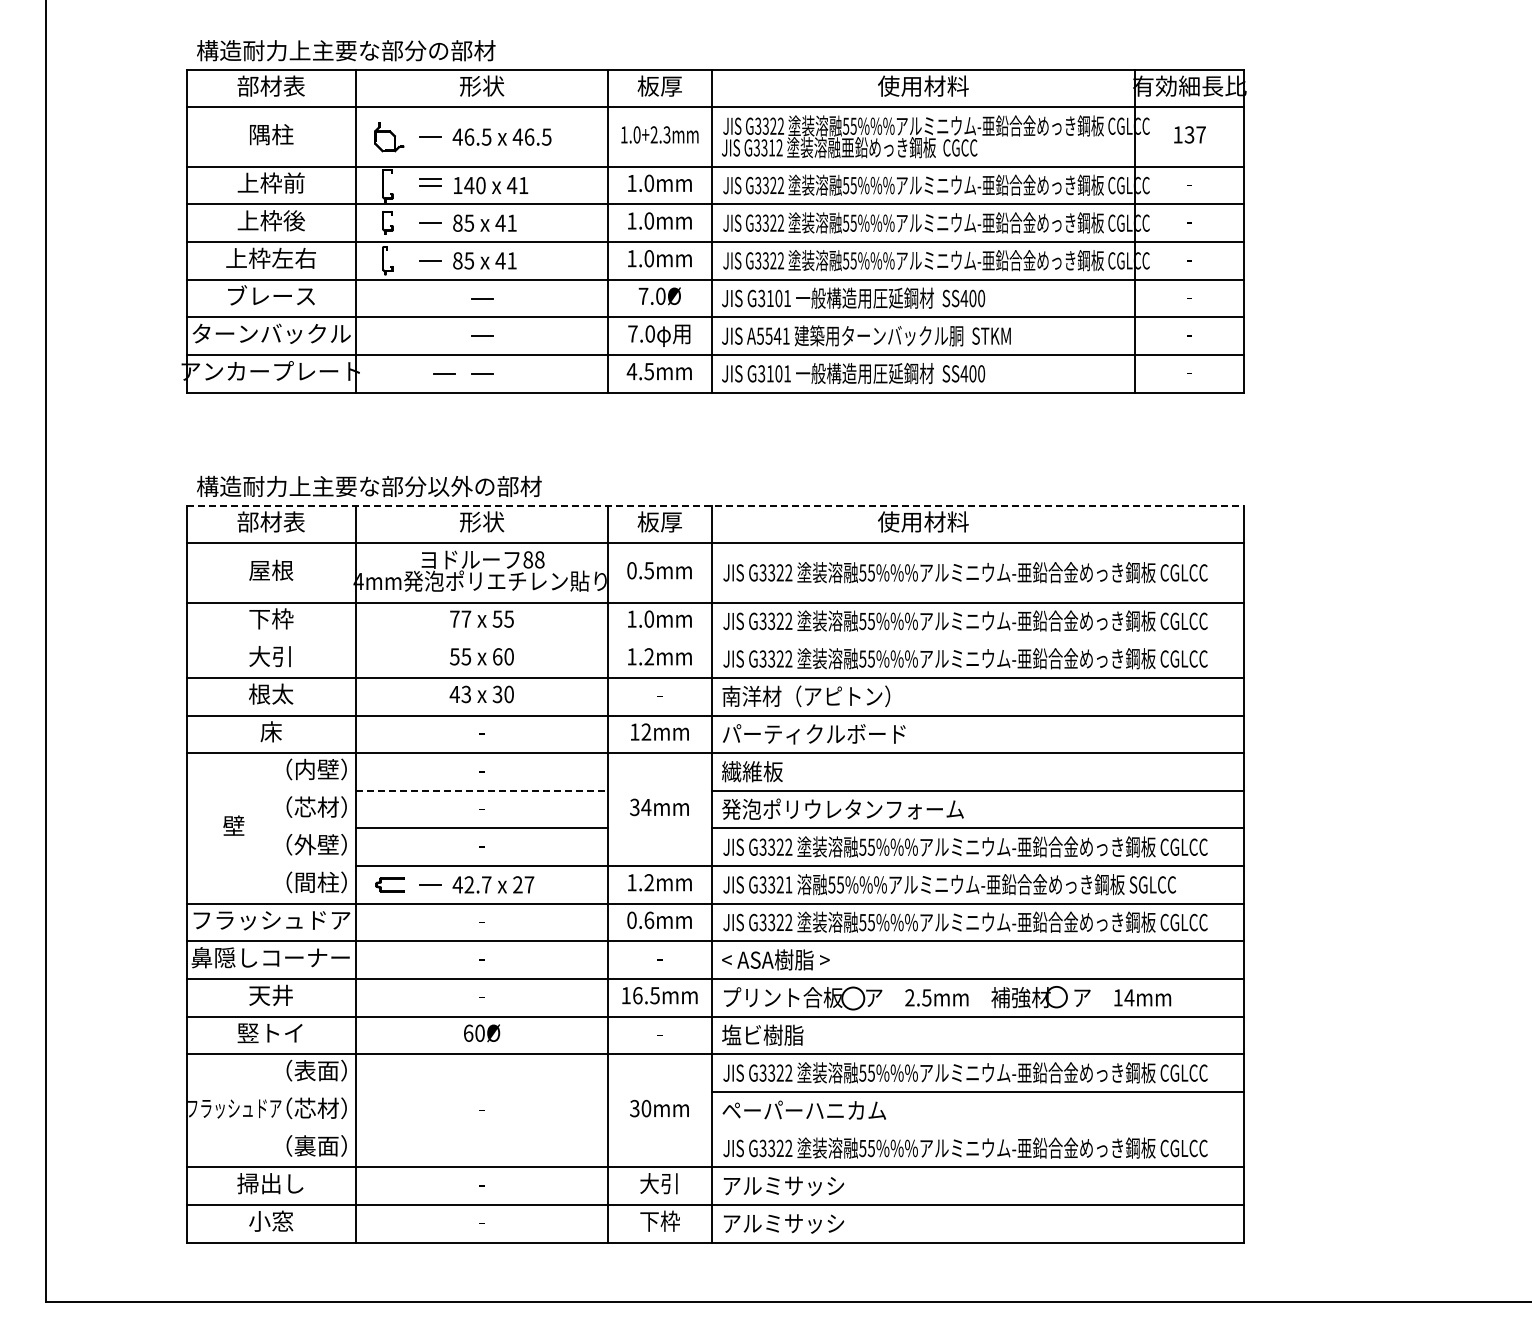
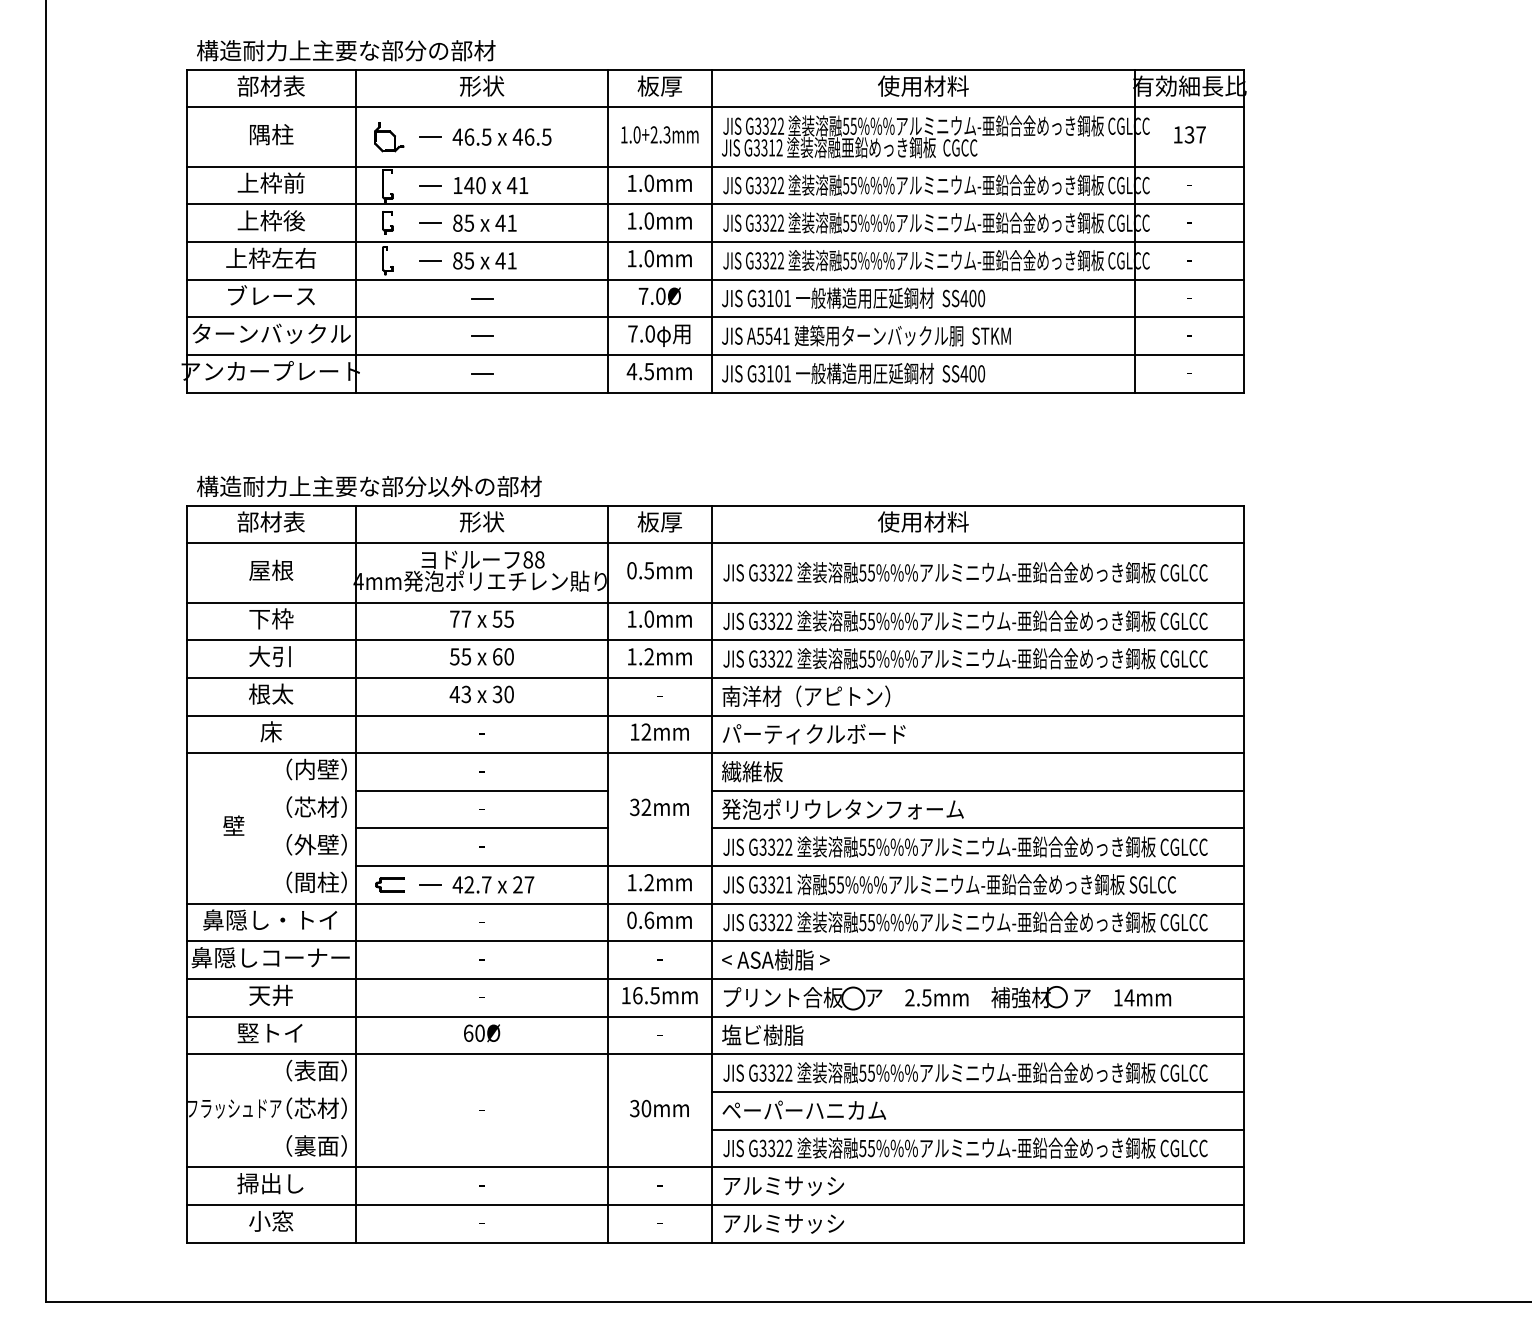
line: present -> none (430, 178)
line: present -> none (444, 373)
line: dashed -> solid (715, 505)
line: none -> present (715, 640)
line: dashed -> solid (482, 790)
text: 34mm -> 32mm (646, 806)
text: フラッシュドア -> 鼻隠し・トイ (271, 919)
line: none -> present (977, 1129)
text: 大引 -> - (658, 1183)
text: 下枠 -> - (659, 1220)
